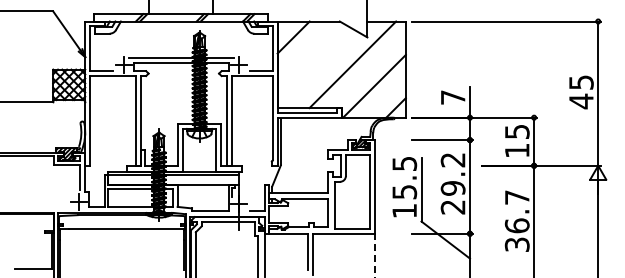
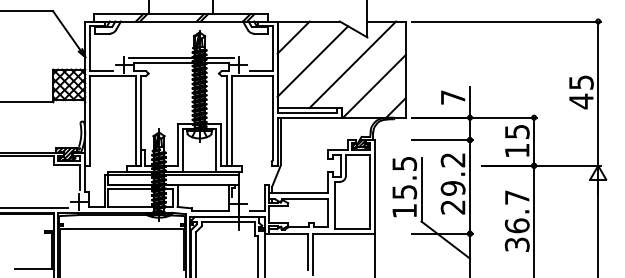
line: none -> present (312, 61)
line: none -> present (35, 208)
line: dashed -> solid (374, 255)
